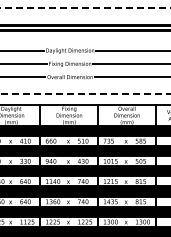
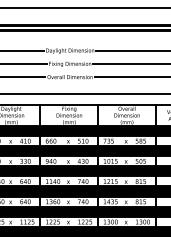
line: dashed -> solid (85, 7)
line: dashed -> solid (85, 93)
